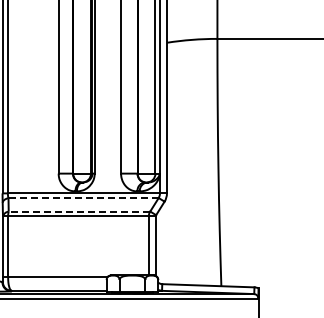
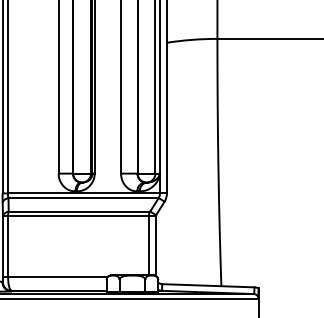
line: dashed -> solid (84, 198)
line: dashed -> solid (79, 211)
